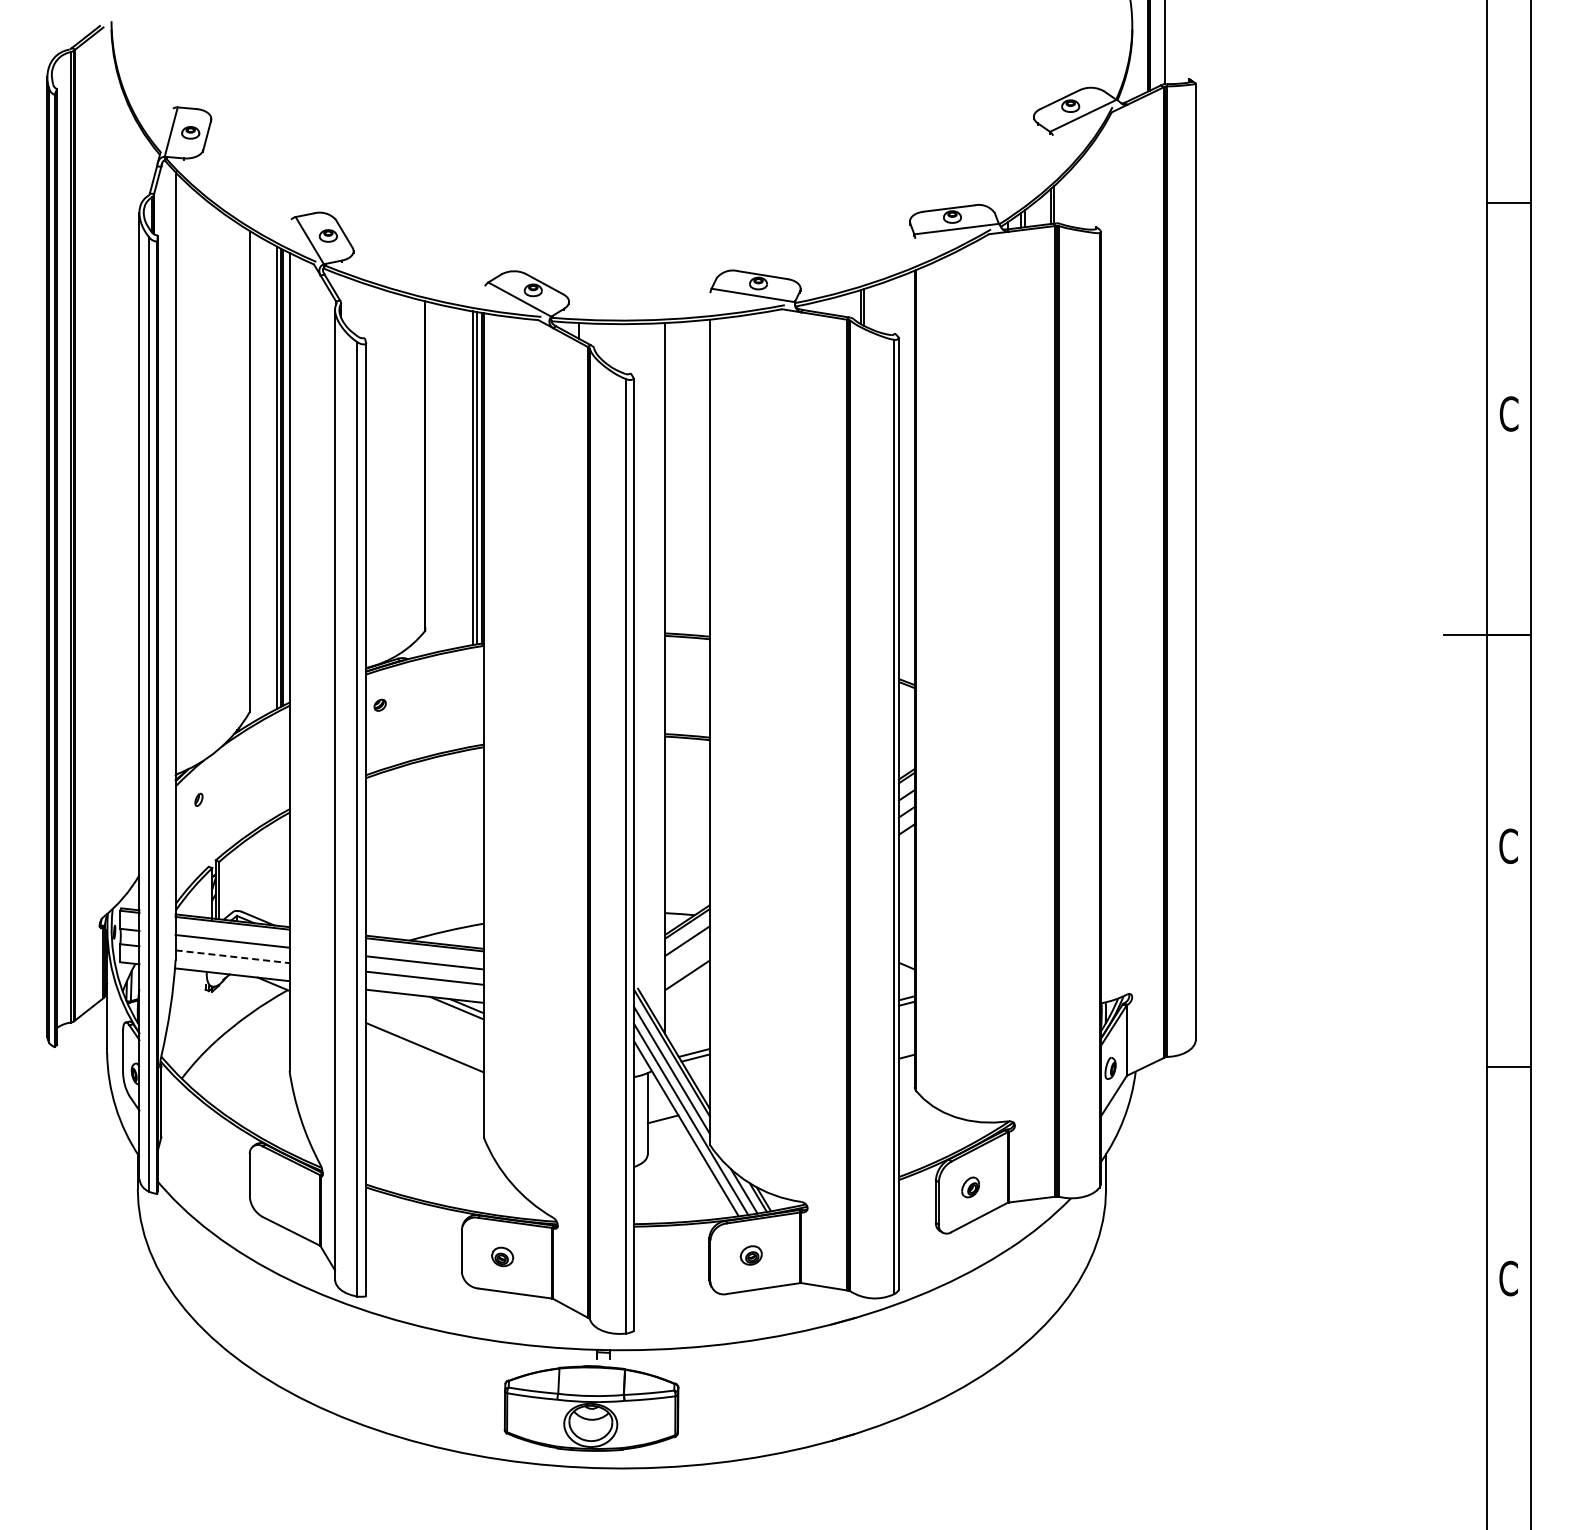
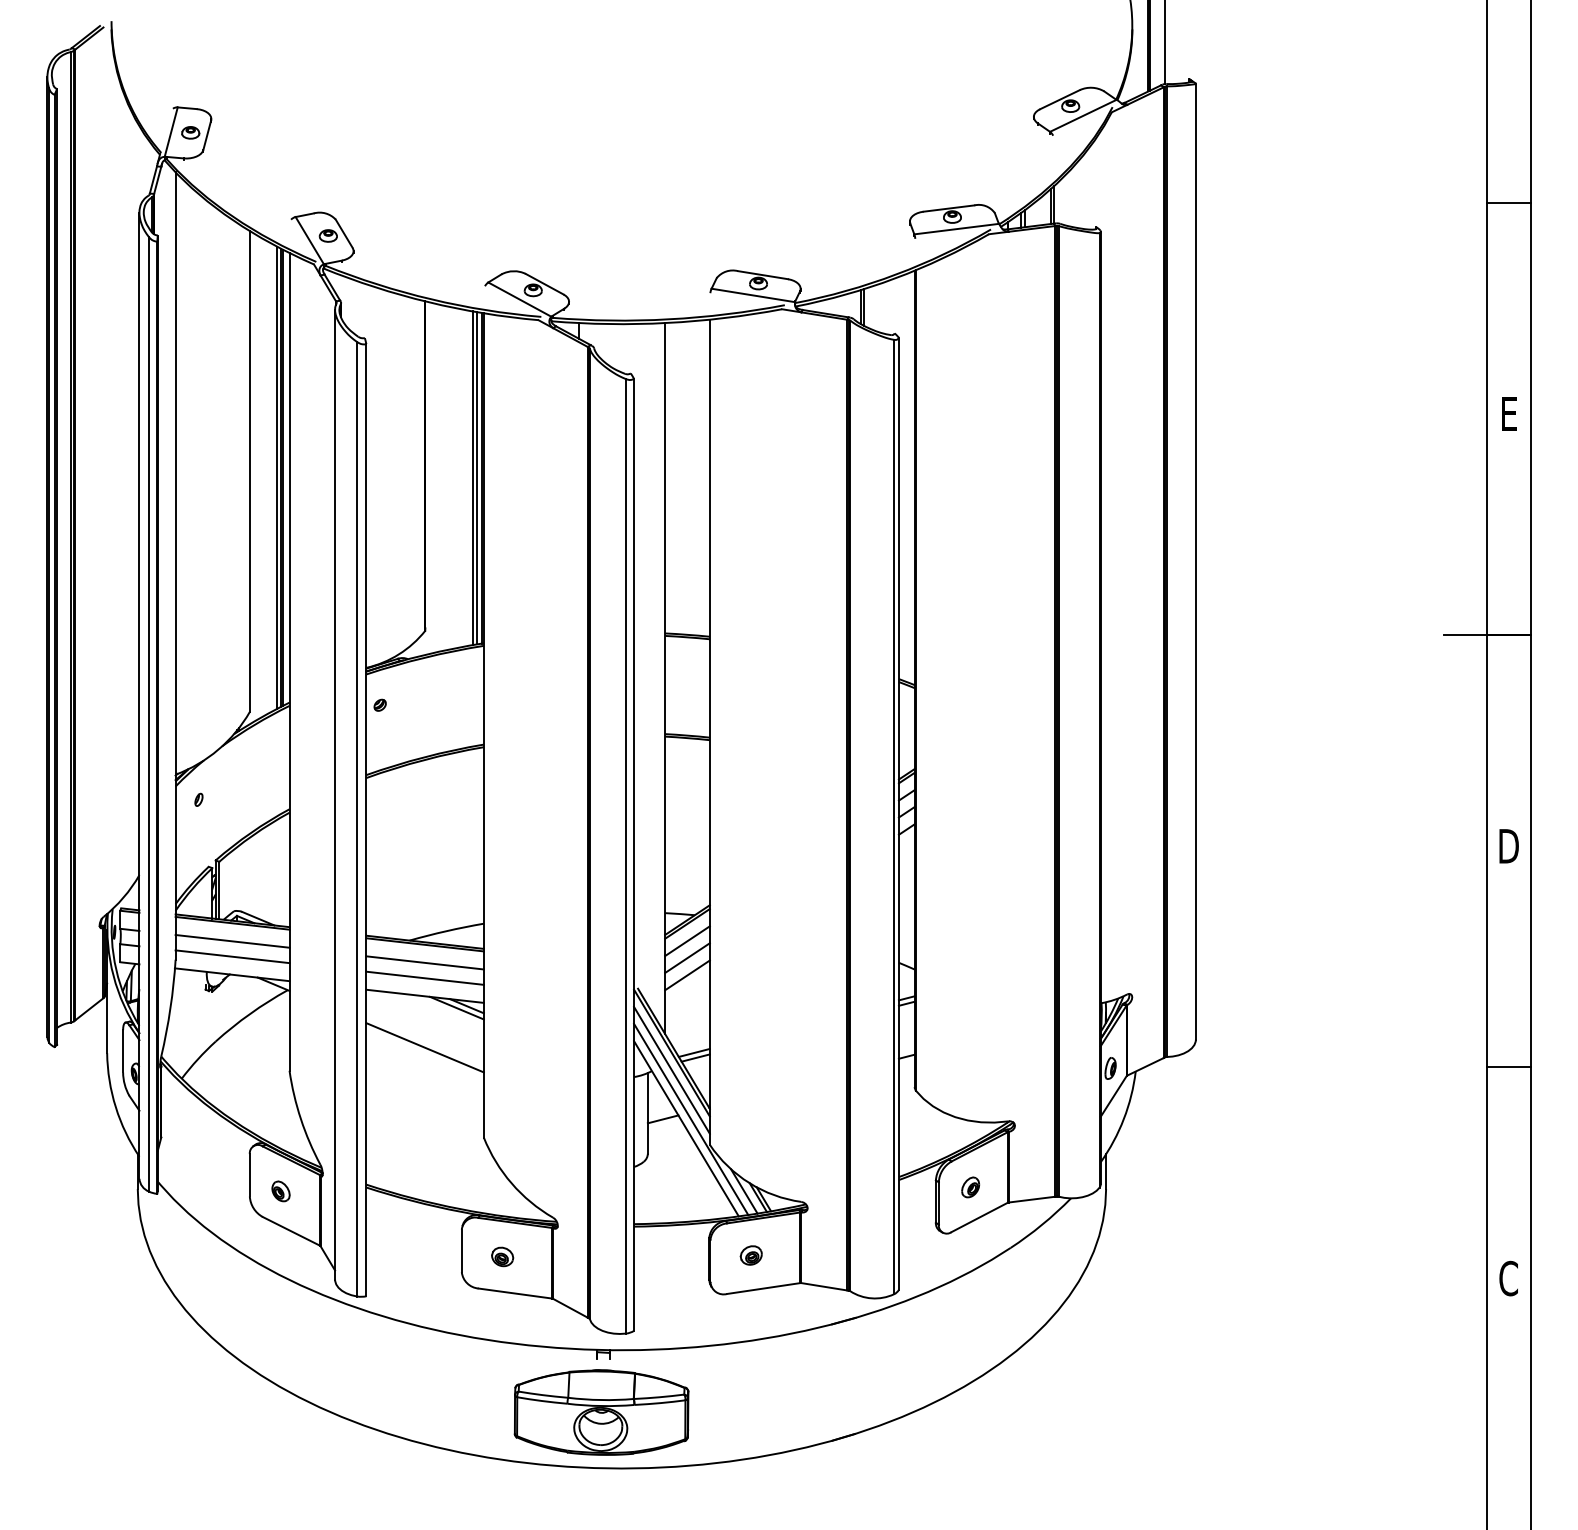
text: C -> E (1508, 413)
text: C -> D (1508, 846)
line: dashed -> solid (233, 956)
line: none -> present (687, 957)
part: none -> present (280, 1191)
part position: (591, 1408) -> (601, 1412) (601, 1412)
